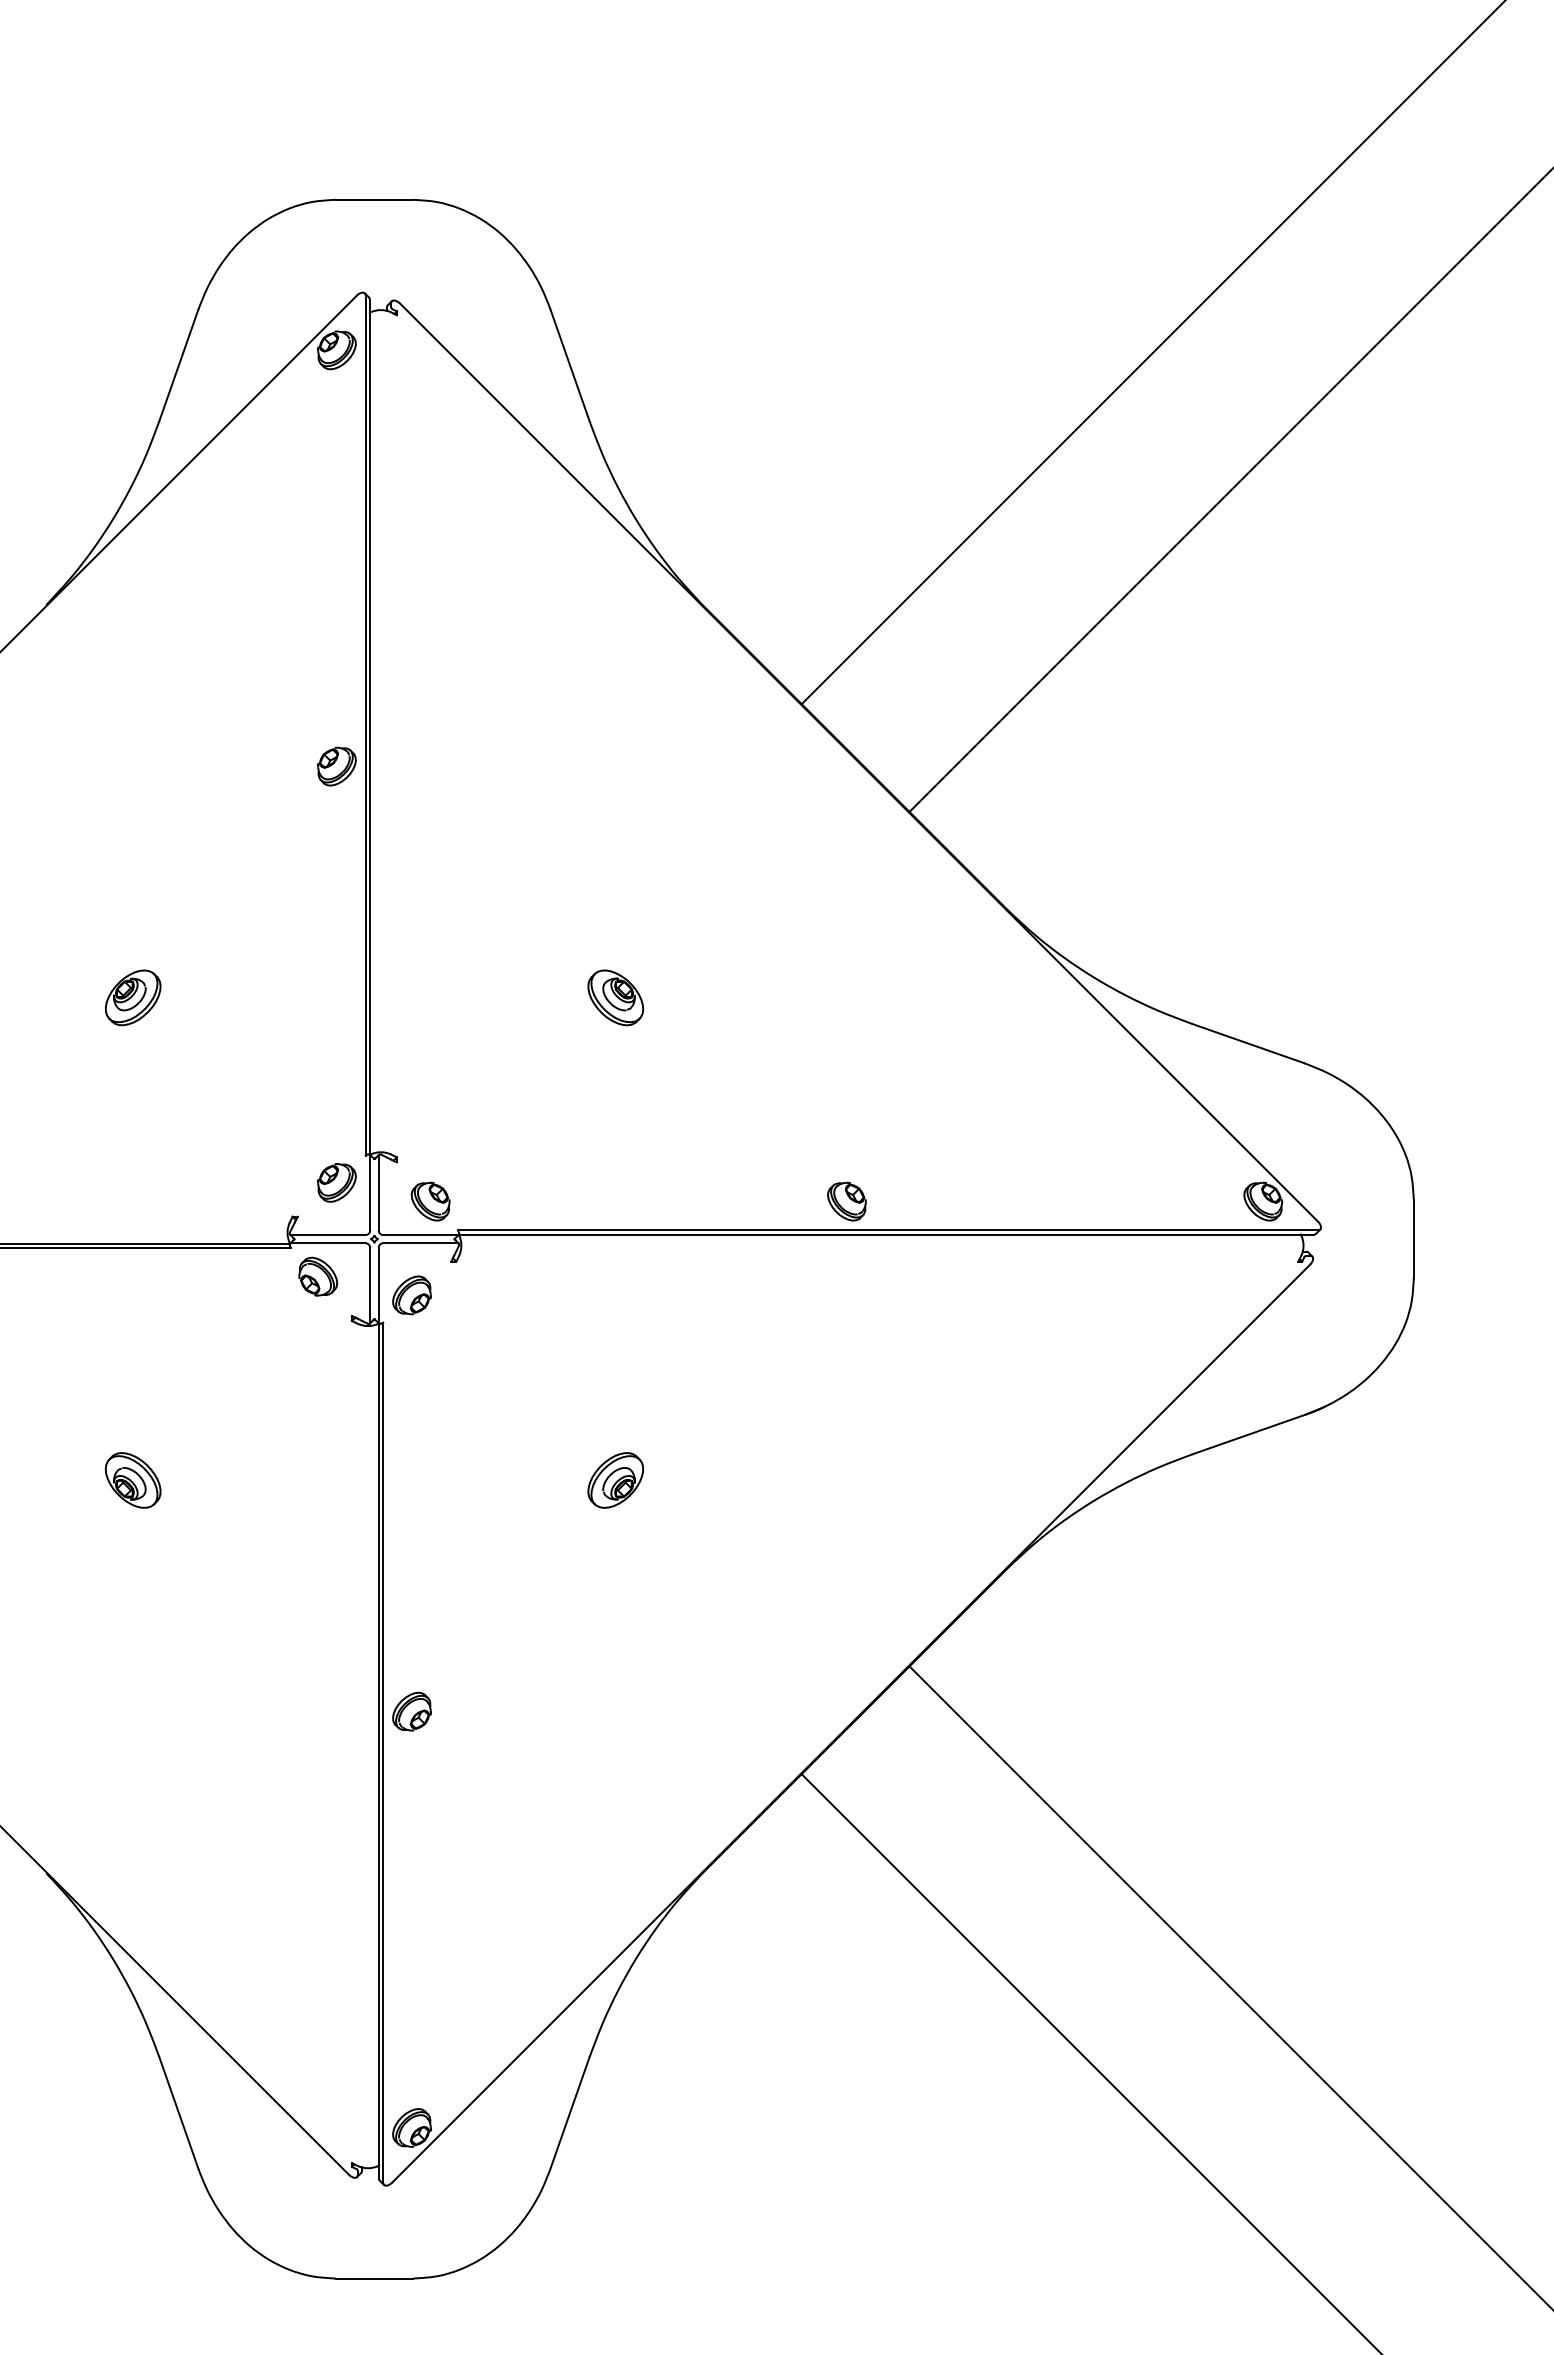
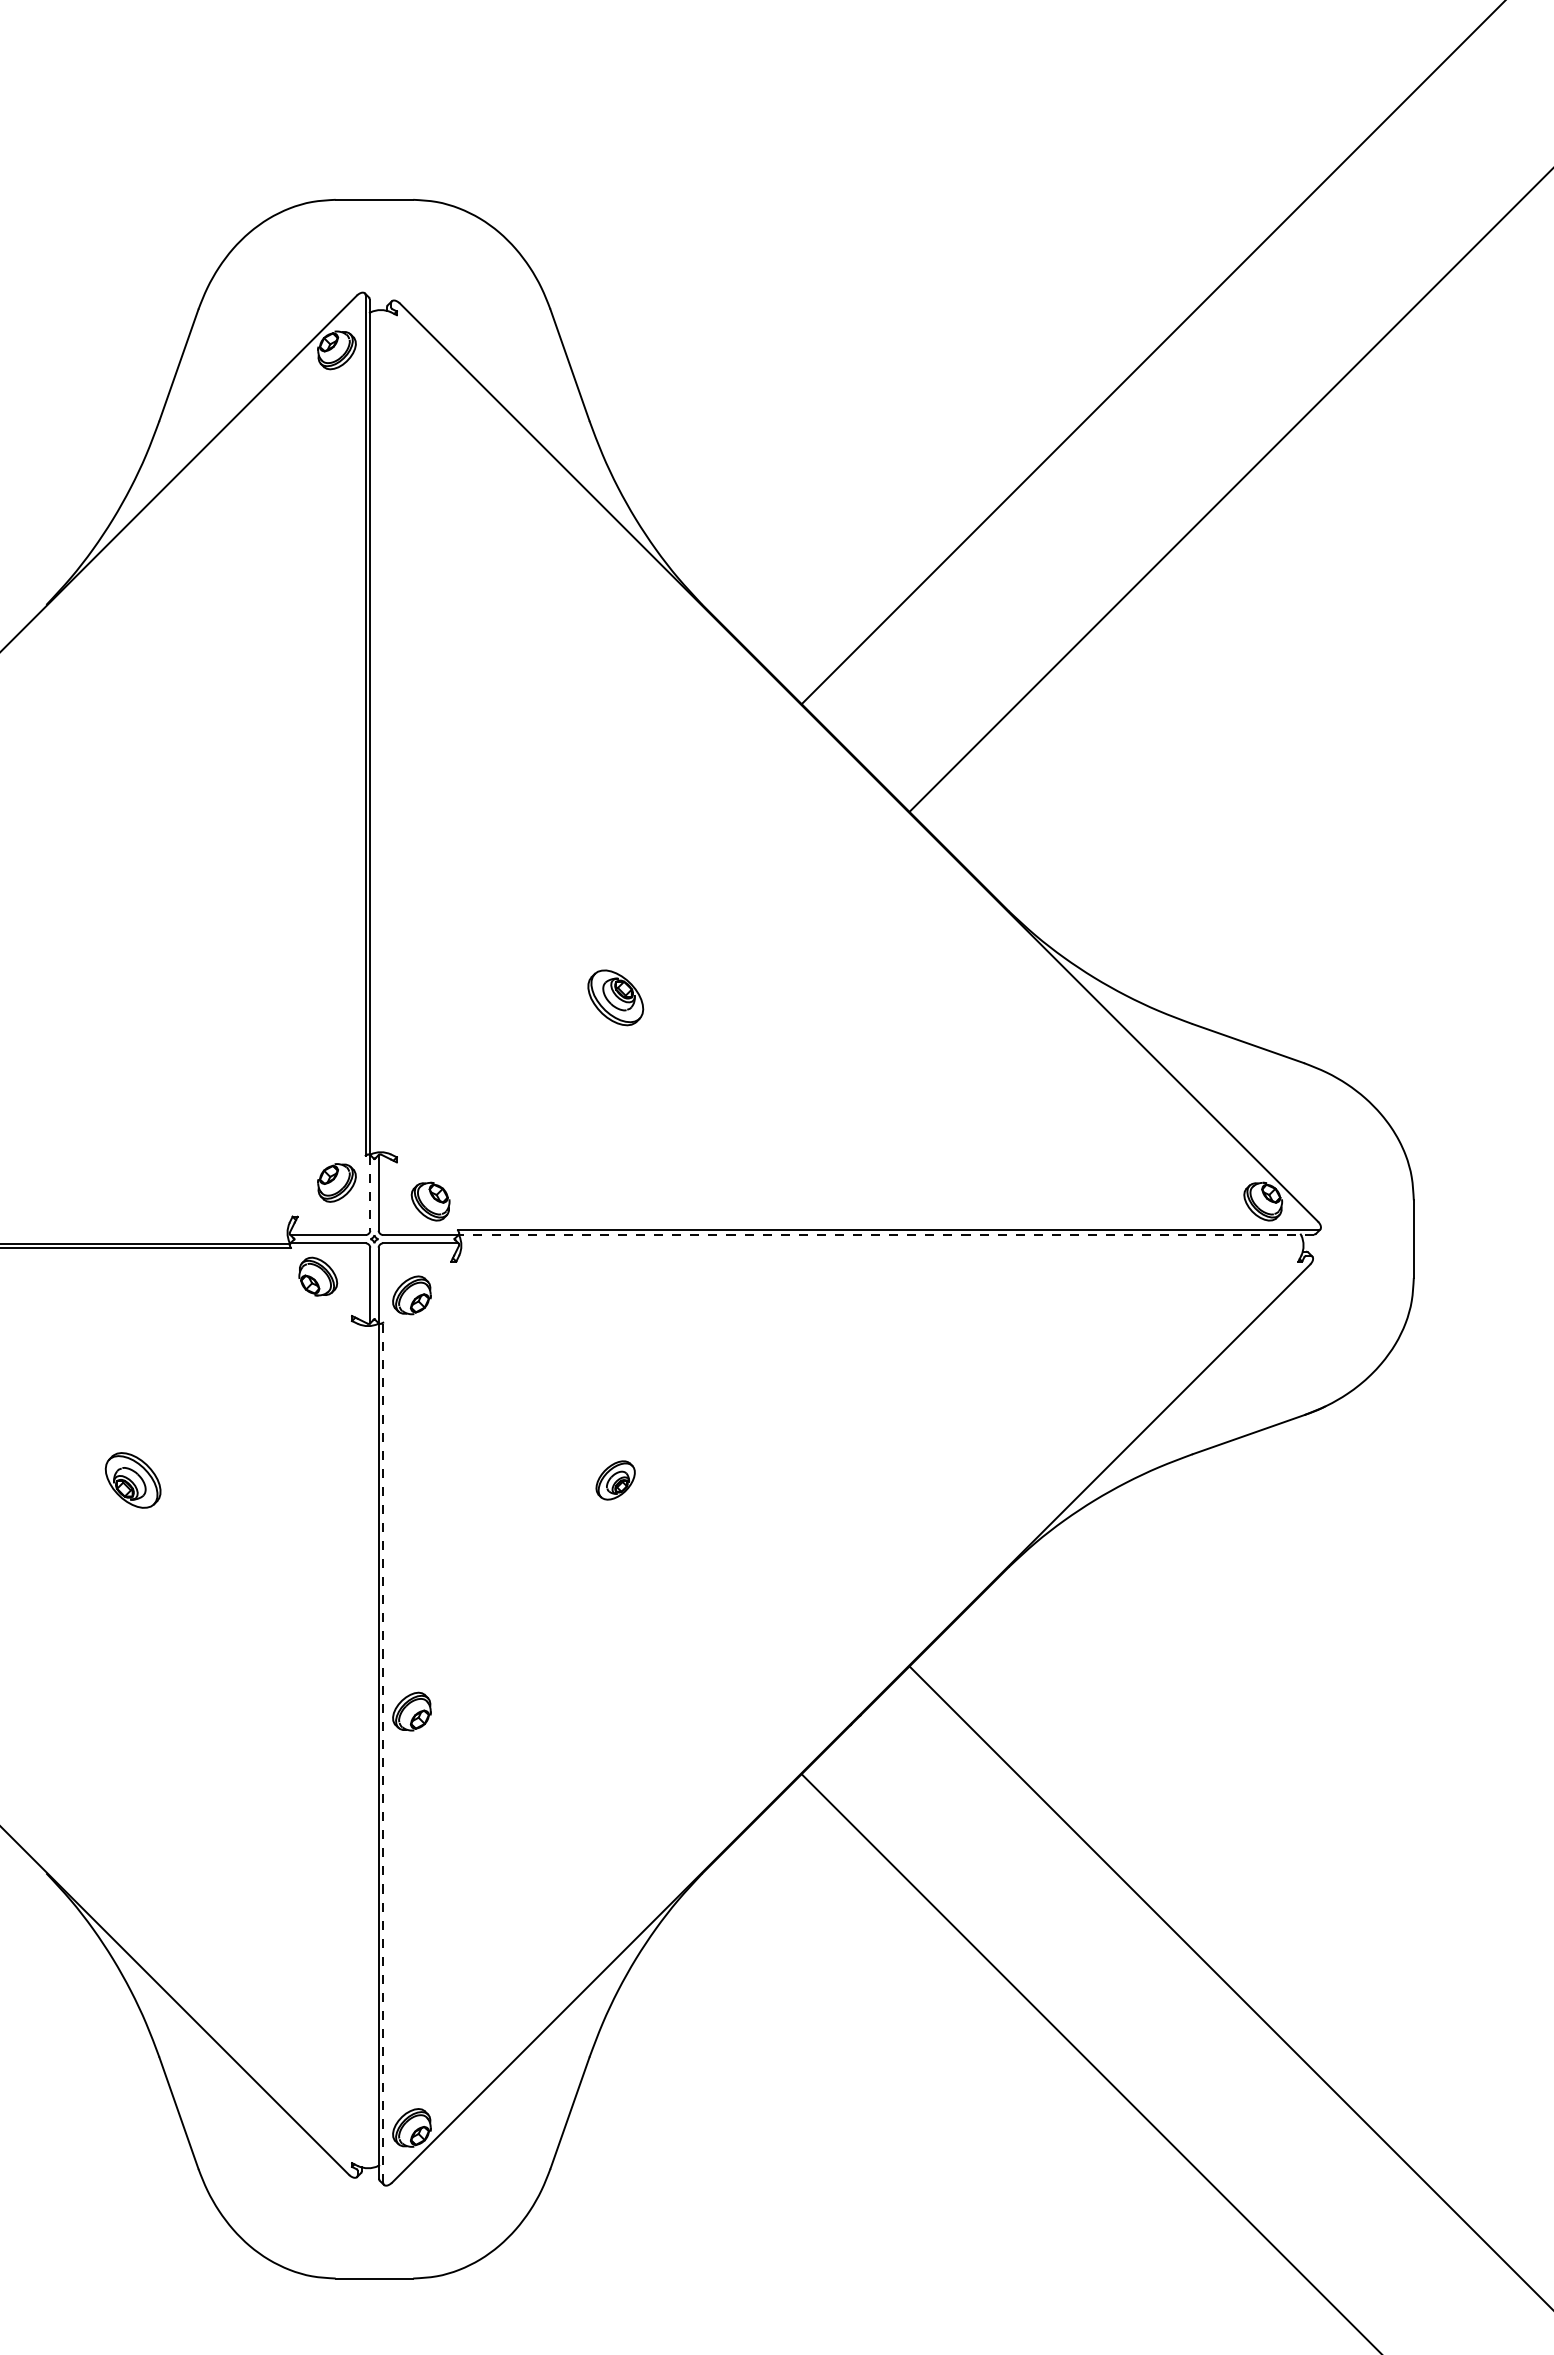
part: present -> none (336, 766)
part: present -> none (133, 997)
line: solid -> dashed (370, 1193)
part: present -> none (846, 1201)
line: solid -> dashed (885, 1234)
part size: 57x57 px -> 41x41 px (615, 1480)
line: solid -> dashed (383, 1752)
